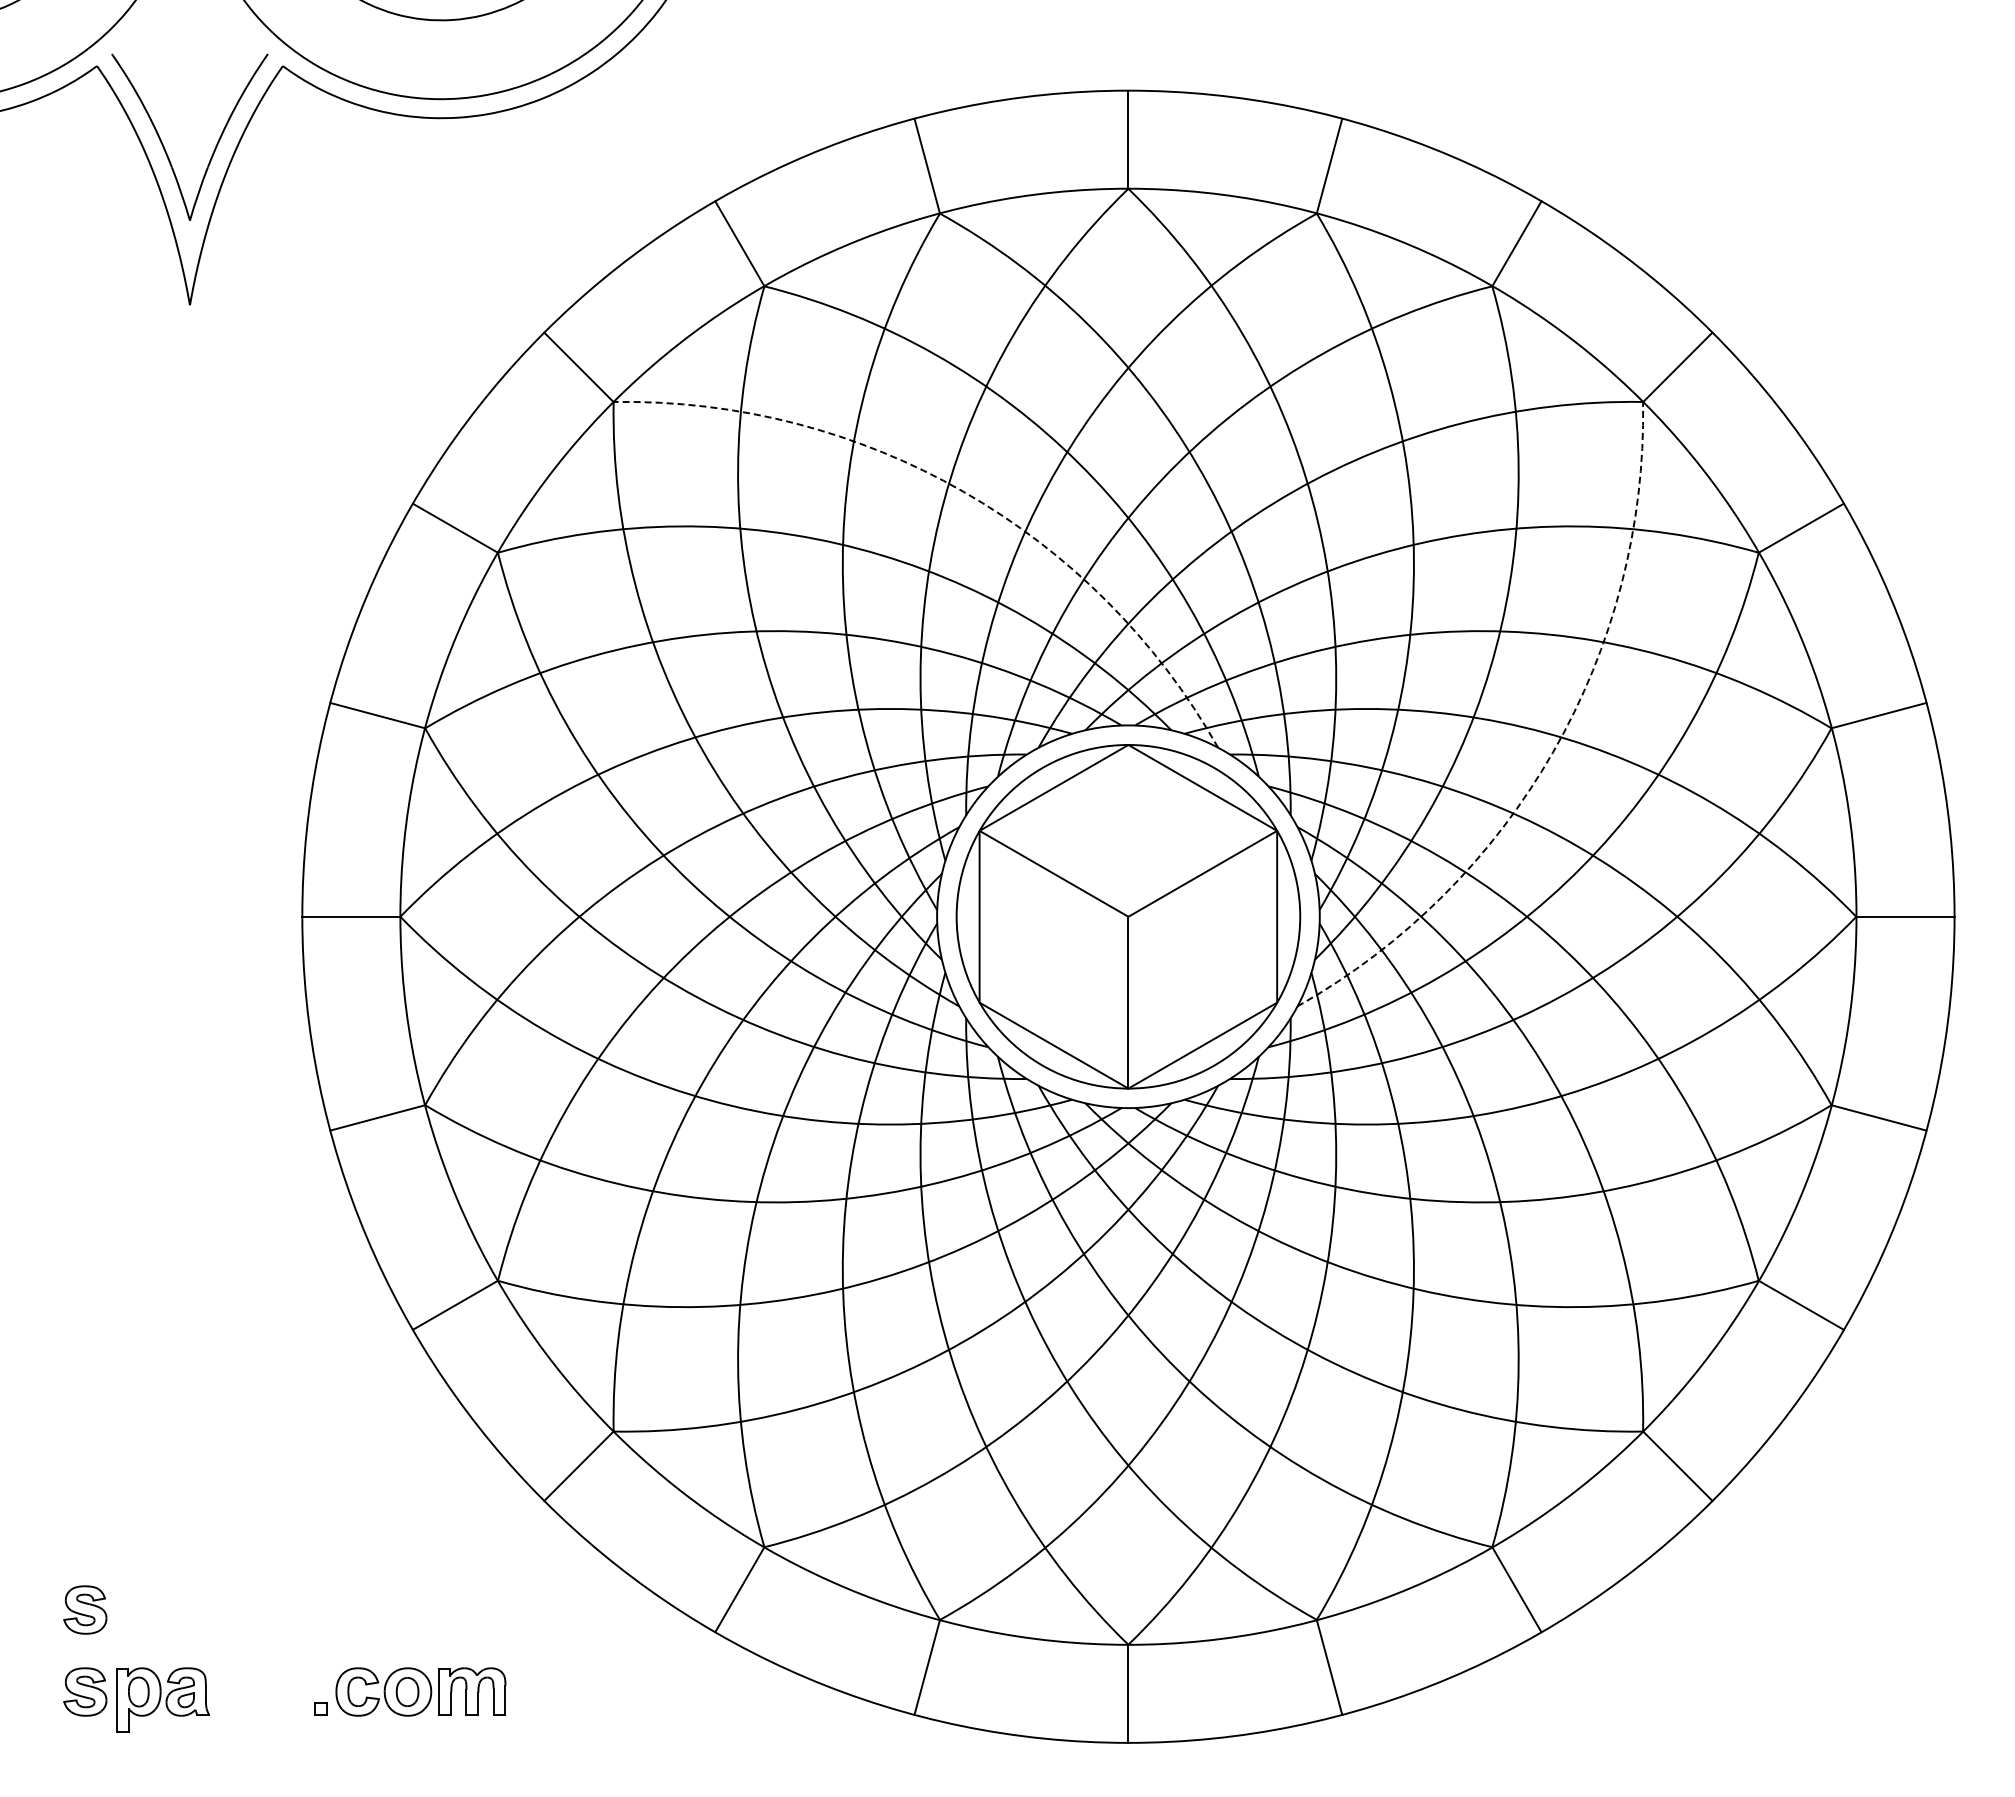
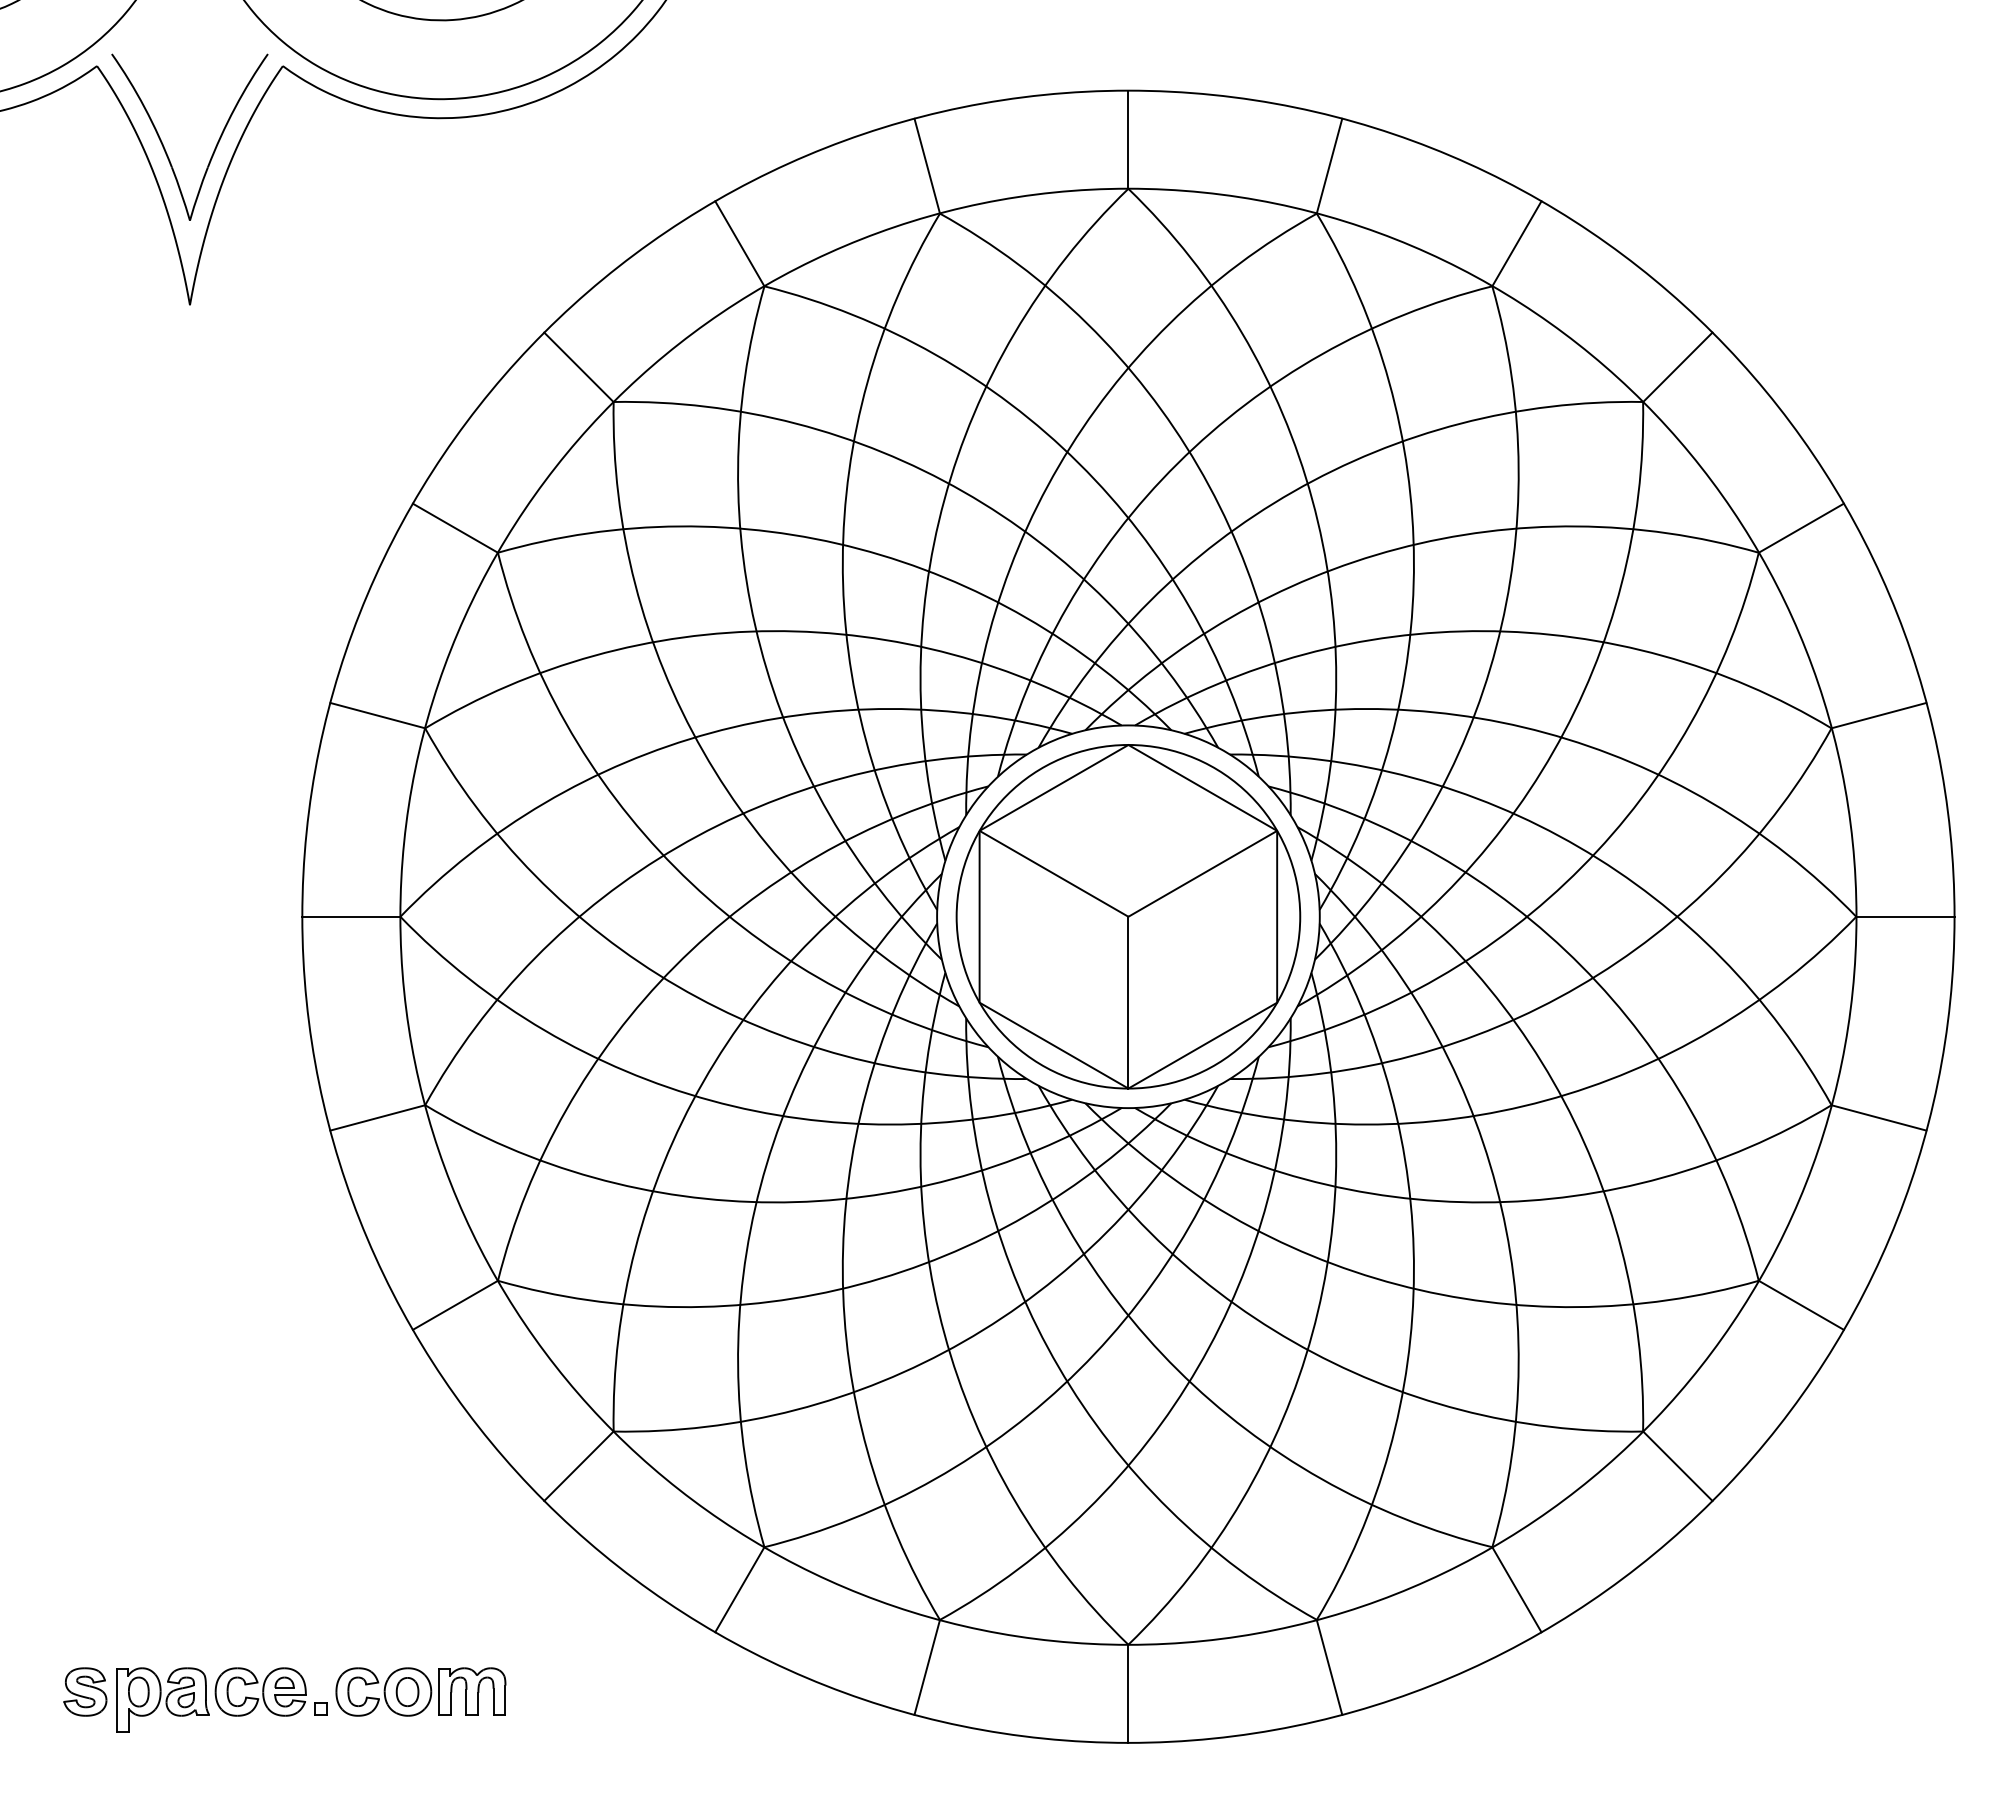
arc: dashed -> solid (963, 491)
arc: dashed -> solid (1553, 751)
part: present -> none (85, 1609)
part: none -> present (260, 1691)
